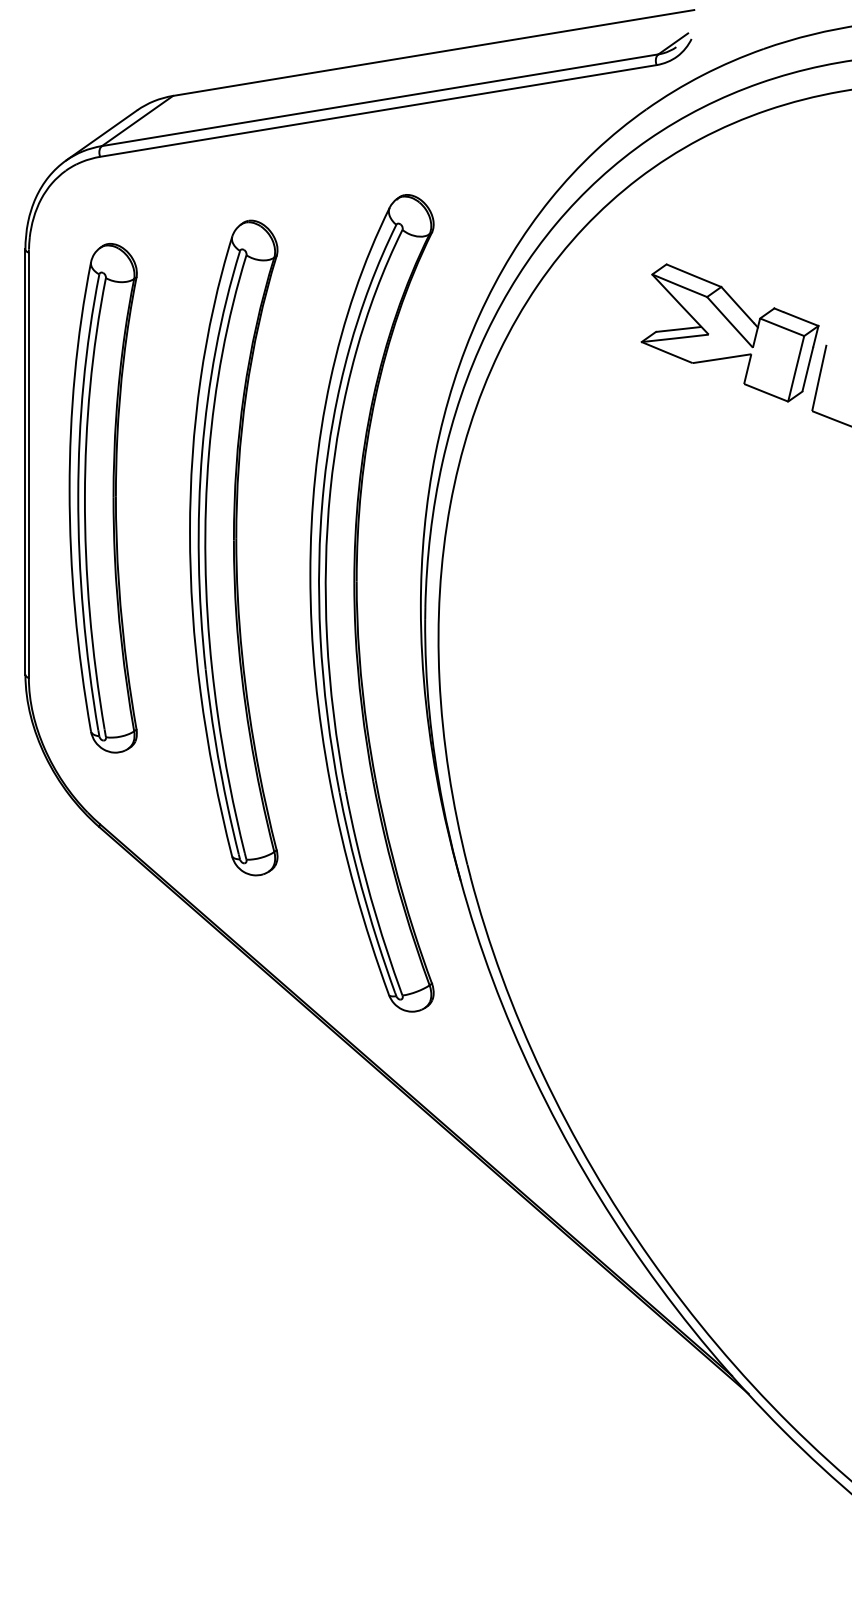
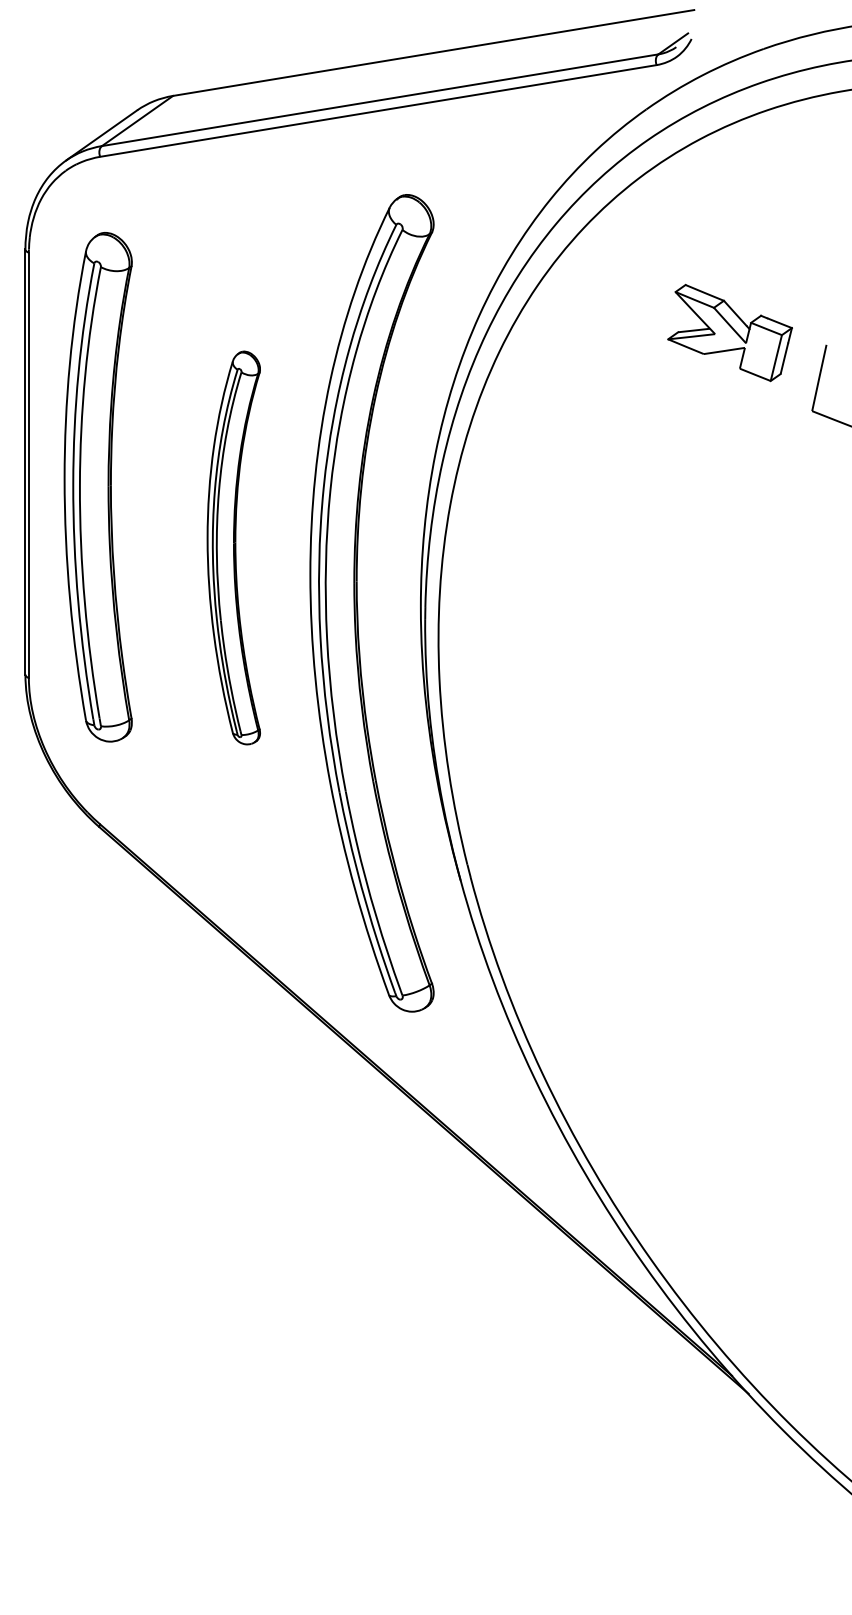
part size: 180x140 px -> 126x100 px (729, 332)
part position: (102, 498) -> (97, 487) (97, 487)
part size: 90x658 px -> 55x396 px (233, 547)
